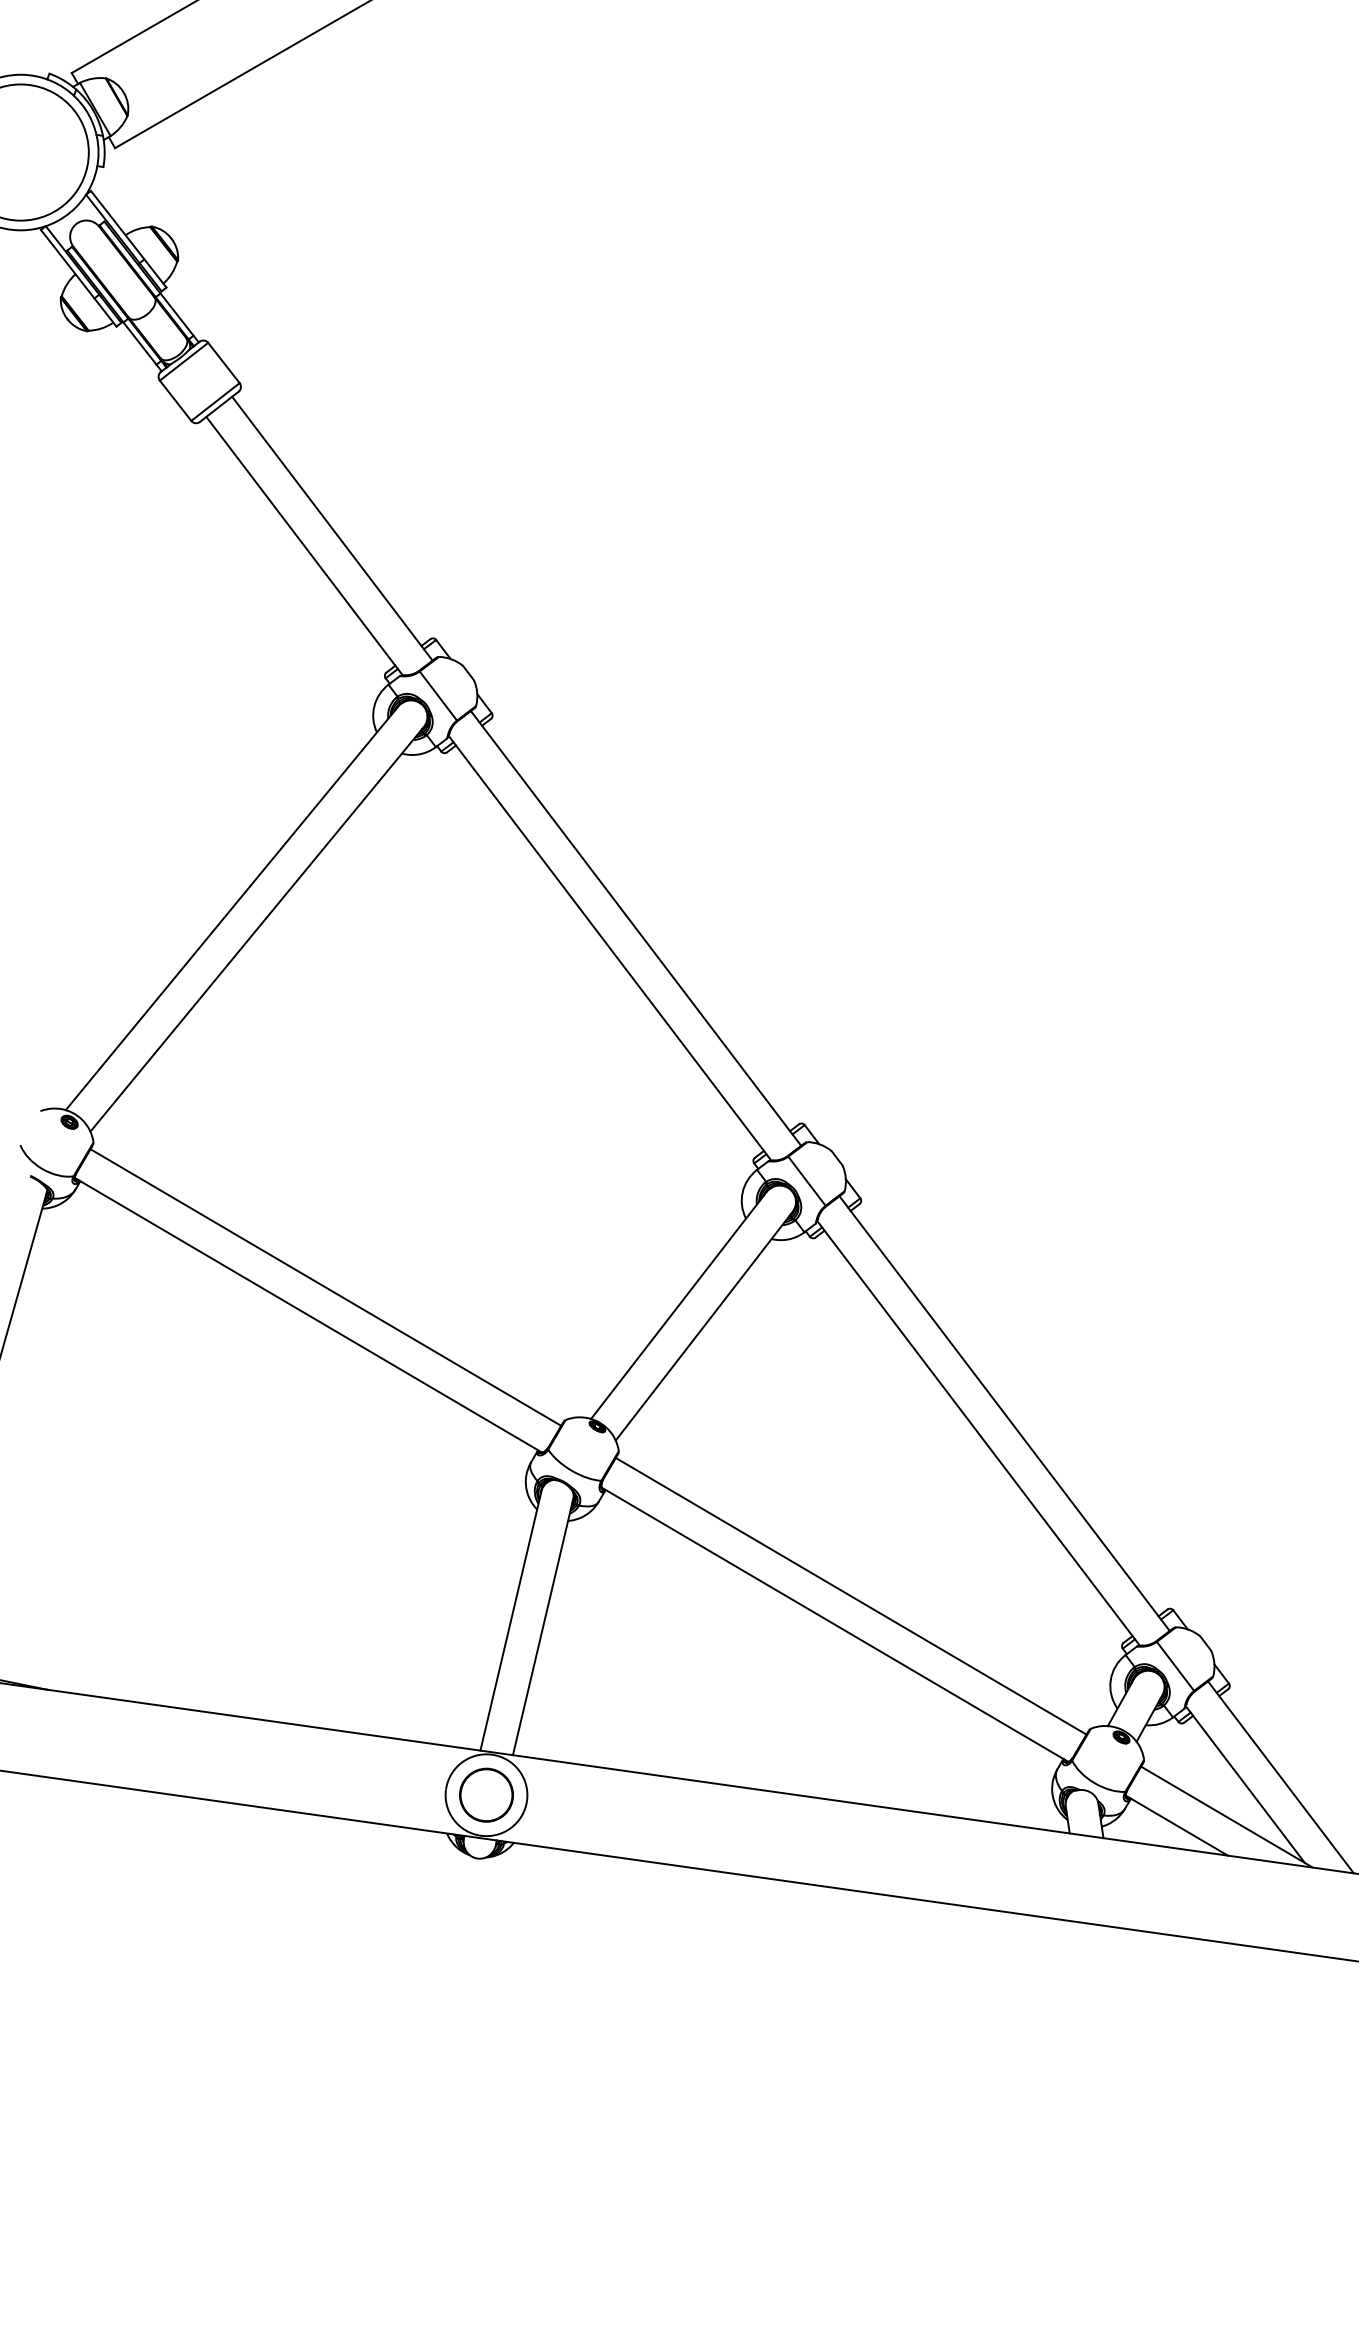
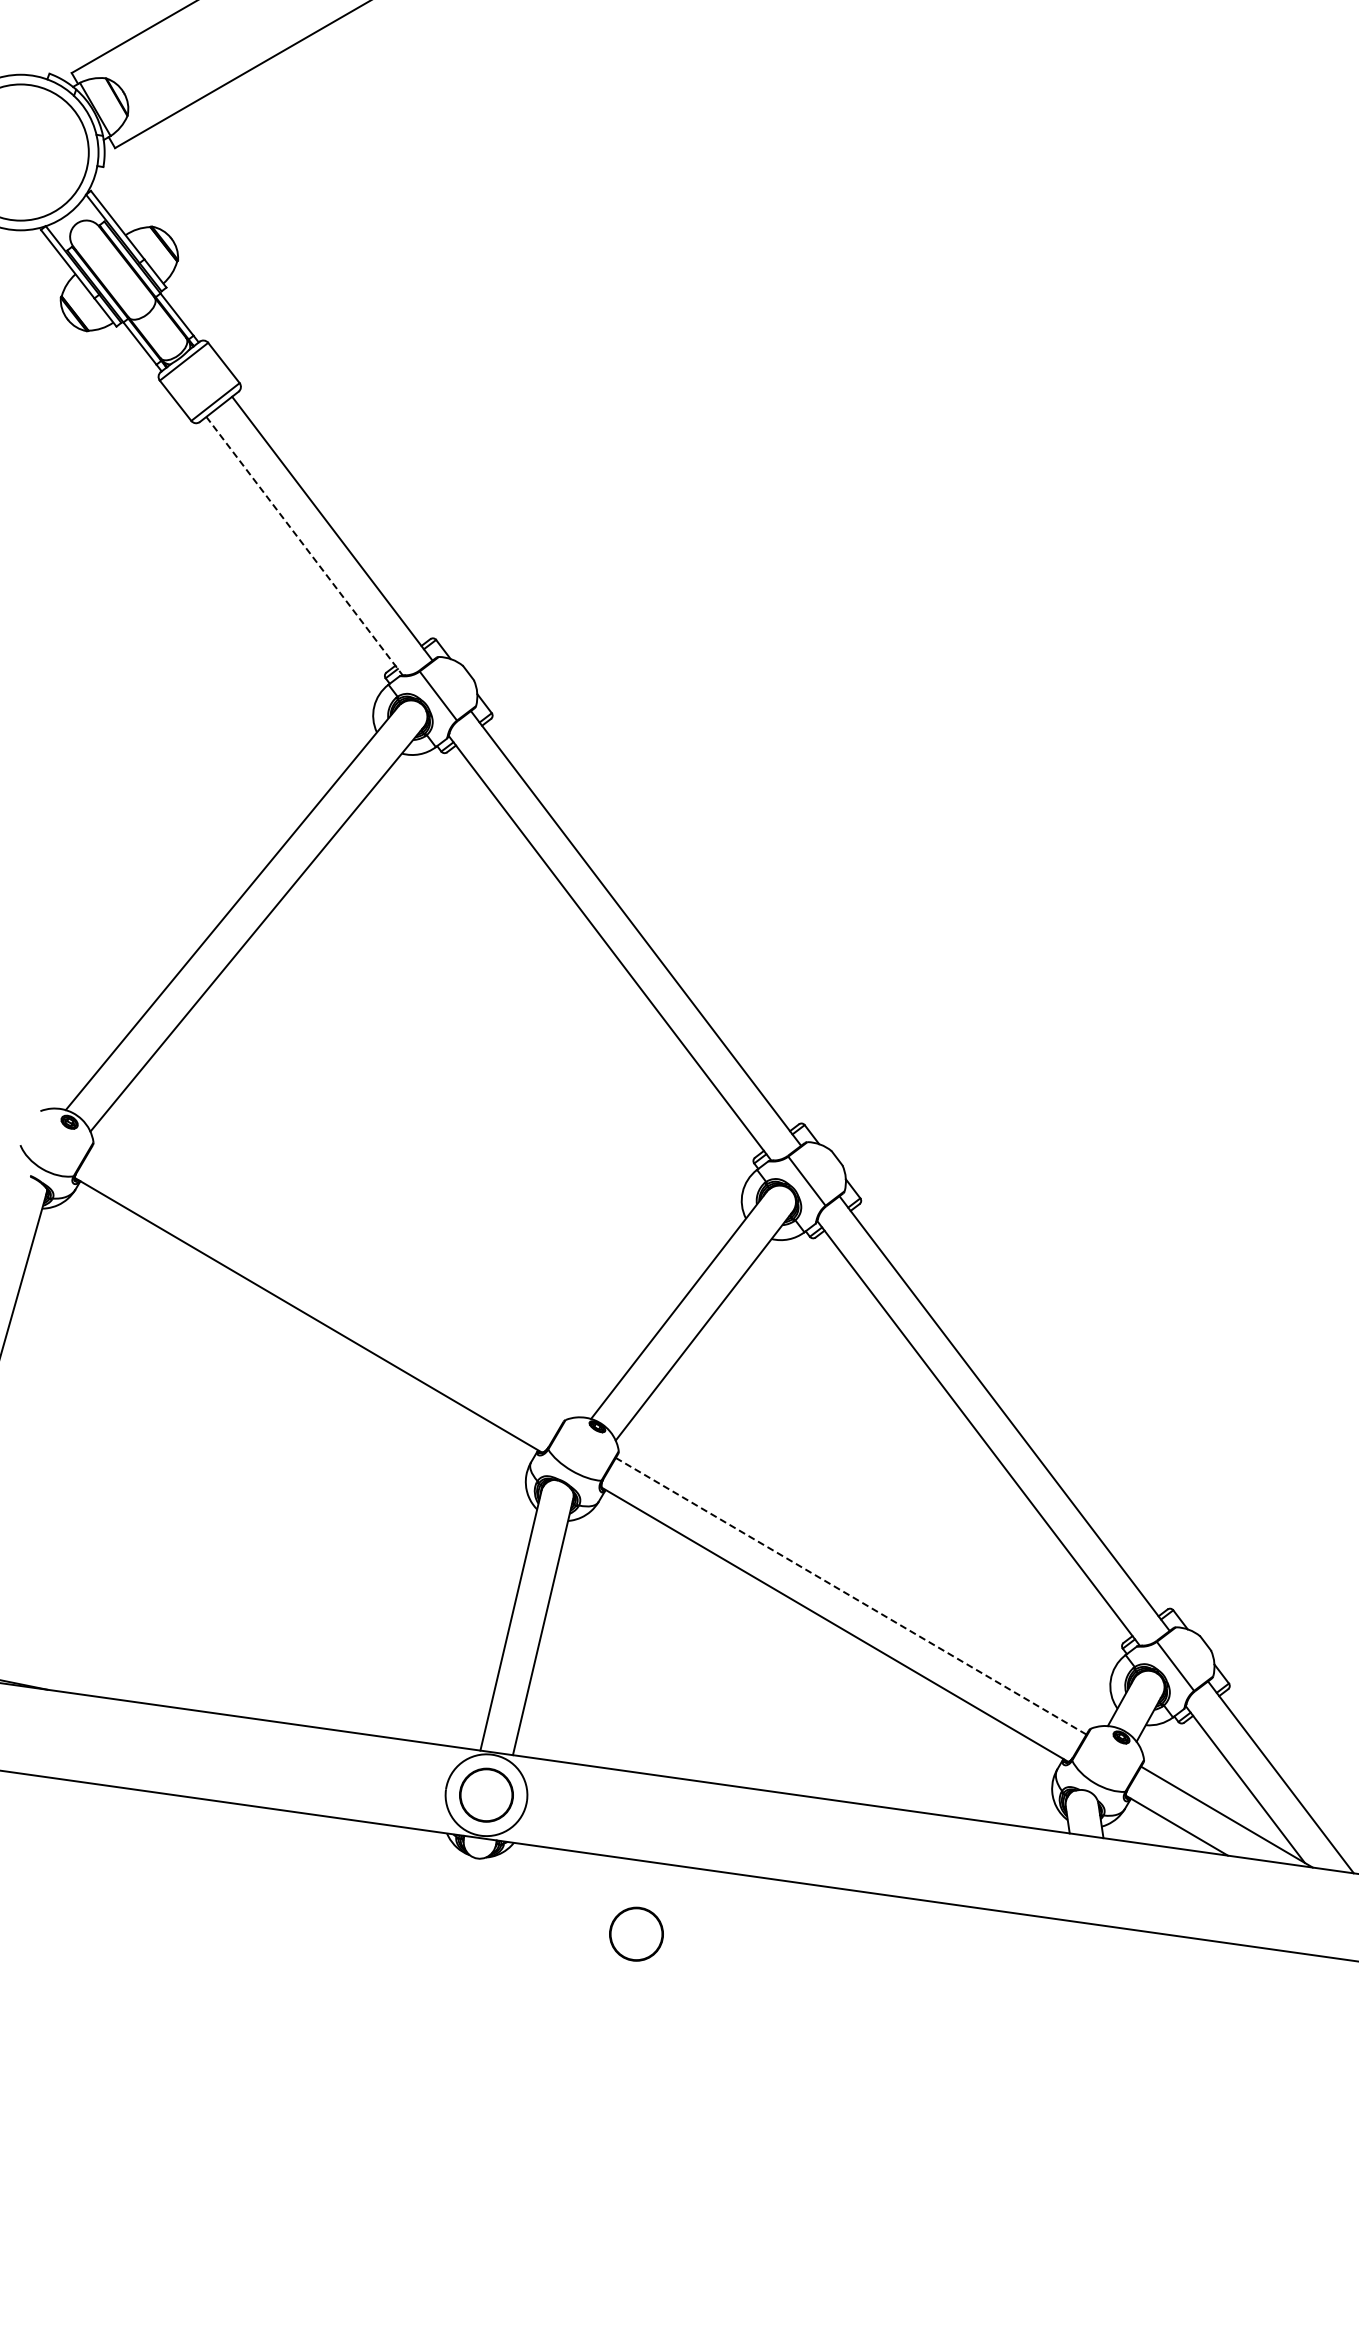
line: solid -> dashed (304, 546)
line: present -> none (325, 1287)
line: solid -> dashed (851, 1596)
circle: none -> present (636, 1933)
